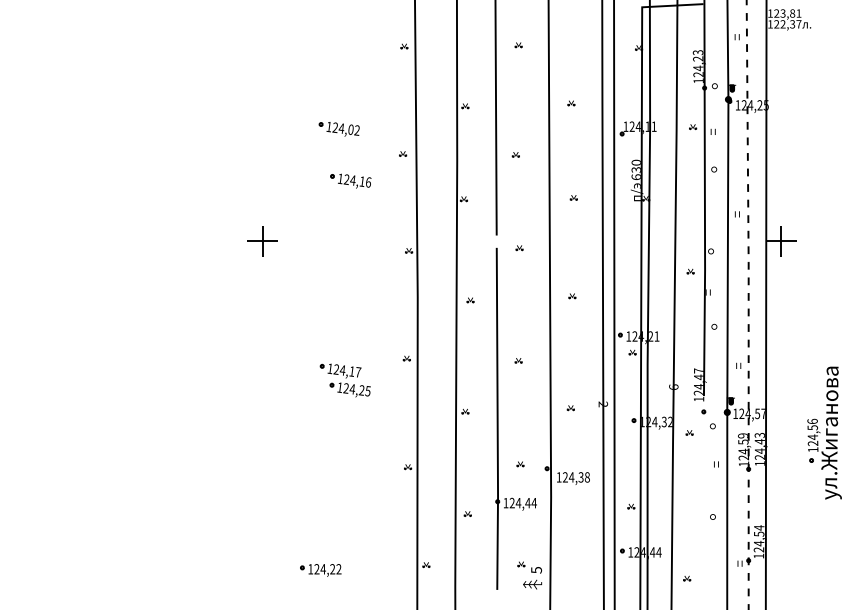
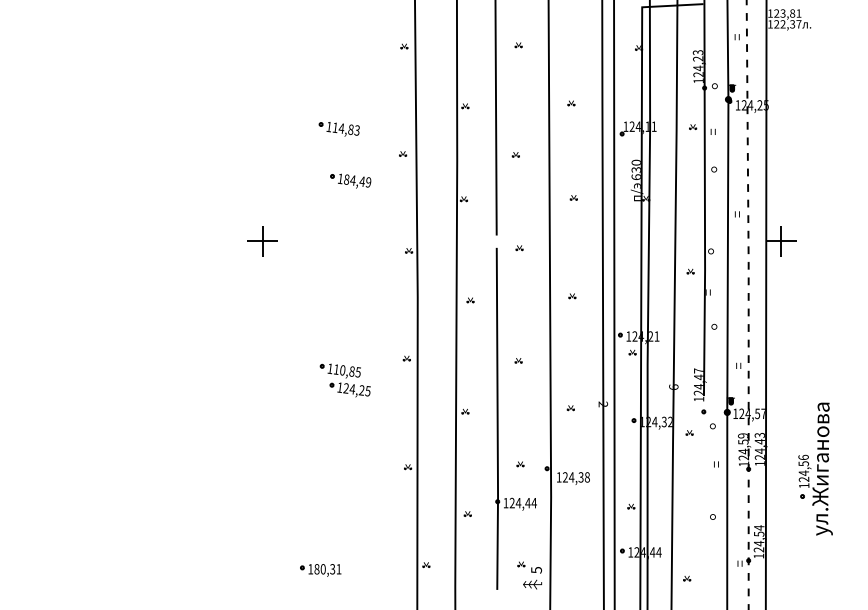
text: 124,02 -> 114,83 (345, 128)
text: 124,16 -> 184,49 (357, 180)
text: 124,17 -> 110,85 (347, 370)
part position: (824, 432) -> (815, 468) (815, 468)
text: 124,22 -> 180,31 (327, 569)
